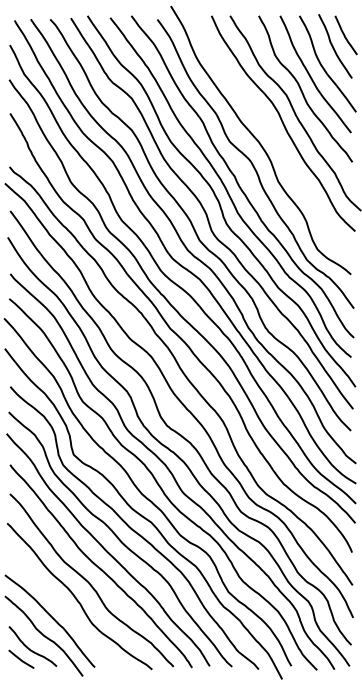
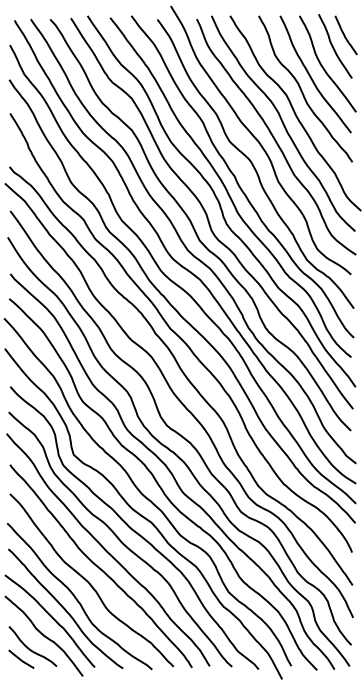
curve: none -> present (275, 138)
curve: none -> present (65, 608)
